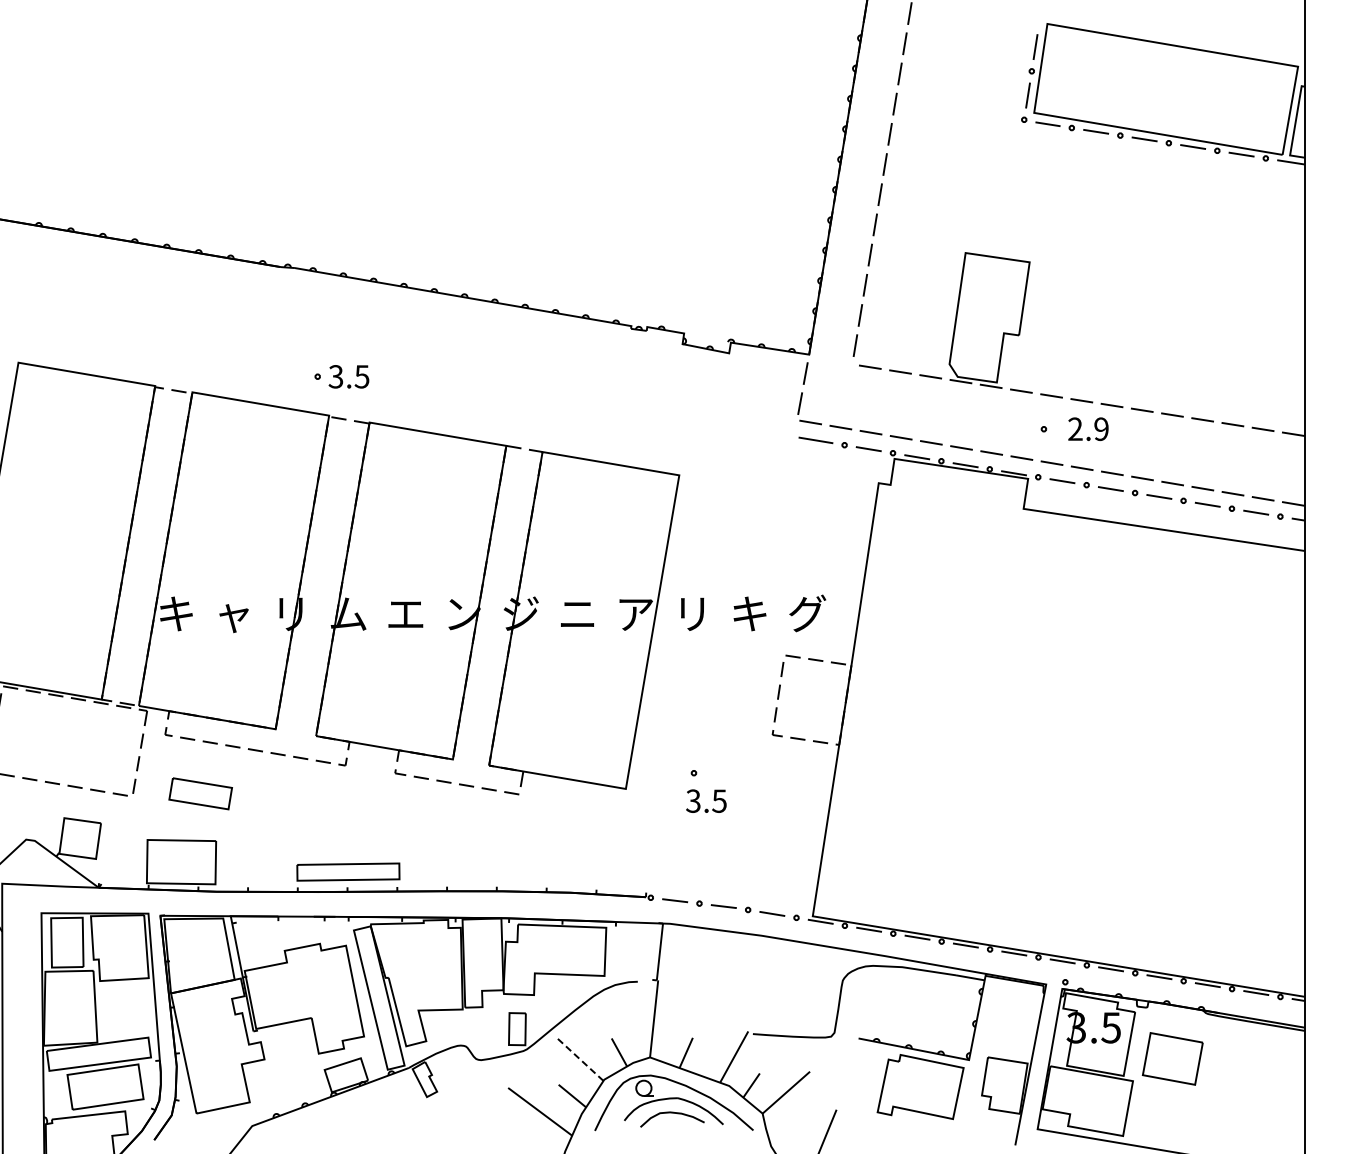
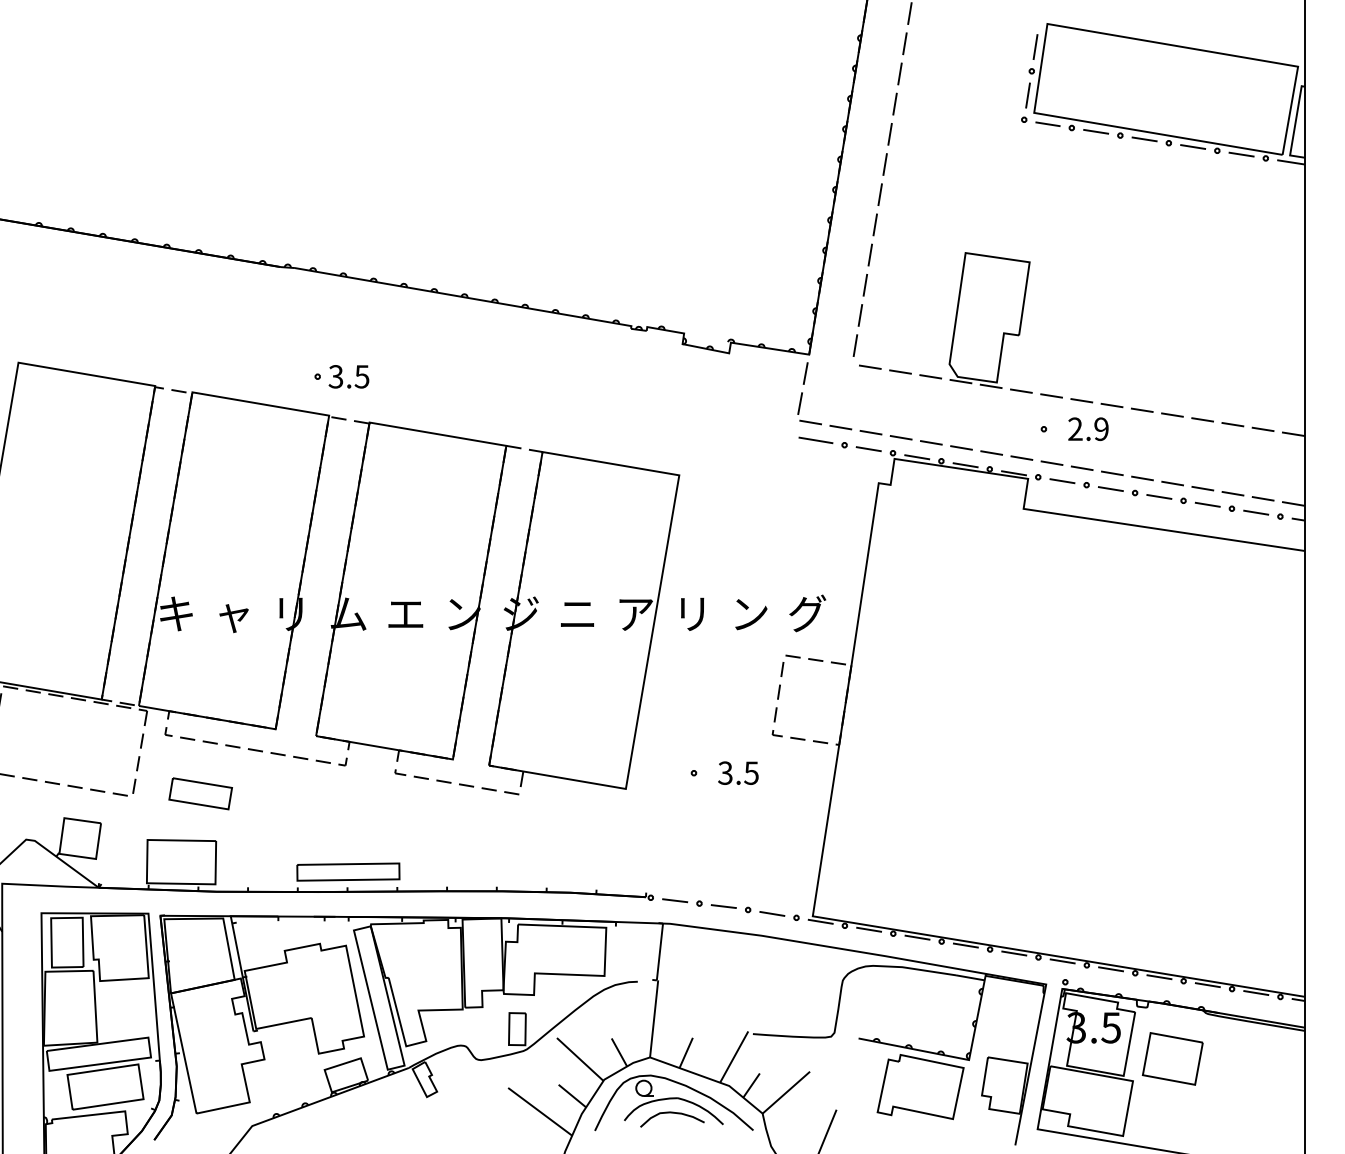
text: キ -> ン (750, 613)
text position: (706, 800) -> (738, 772) (738, 772)
line: dashed -> solid (580, 1059)
